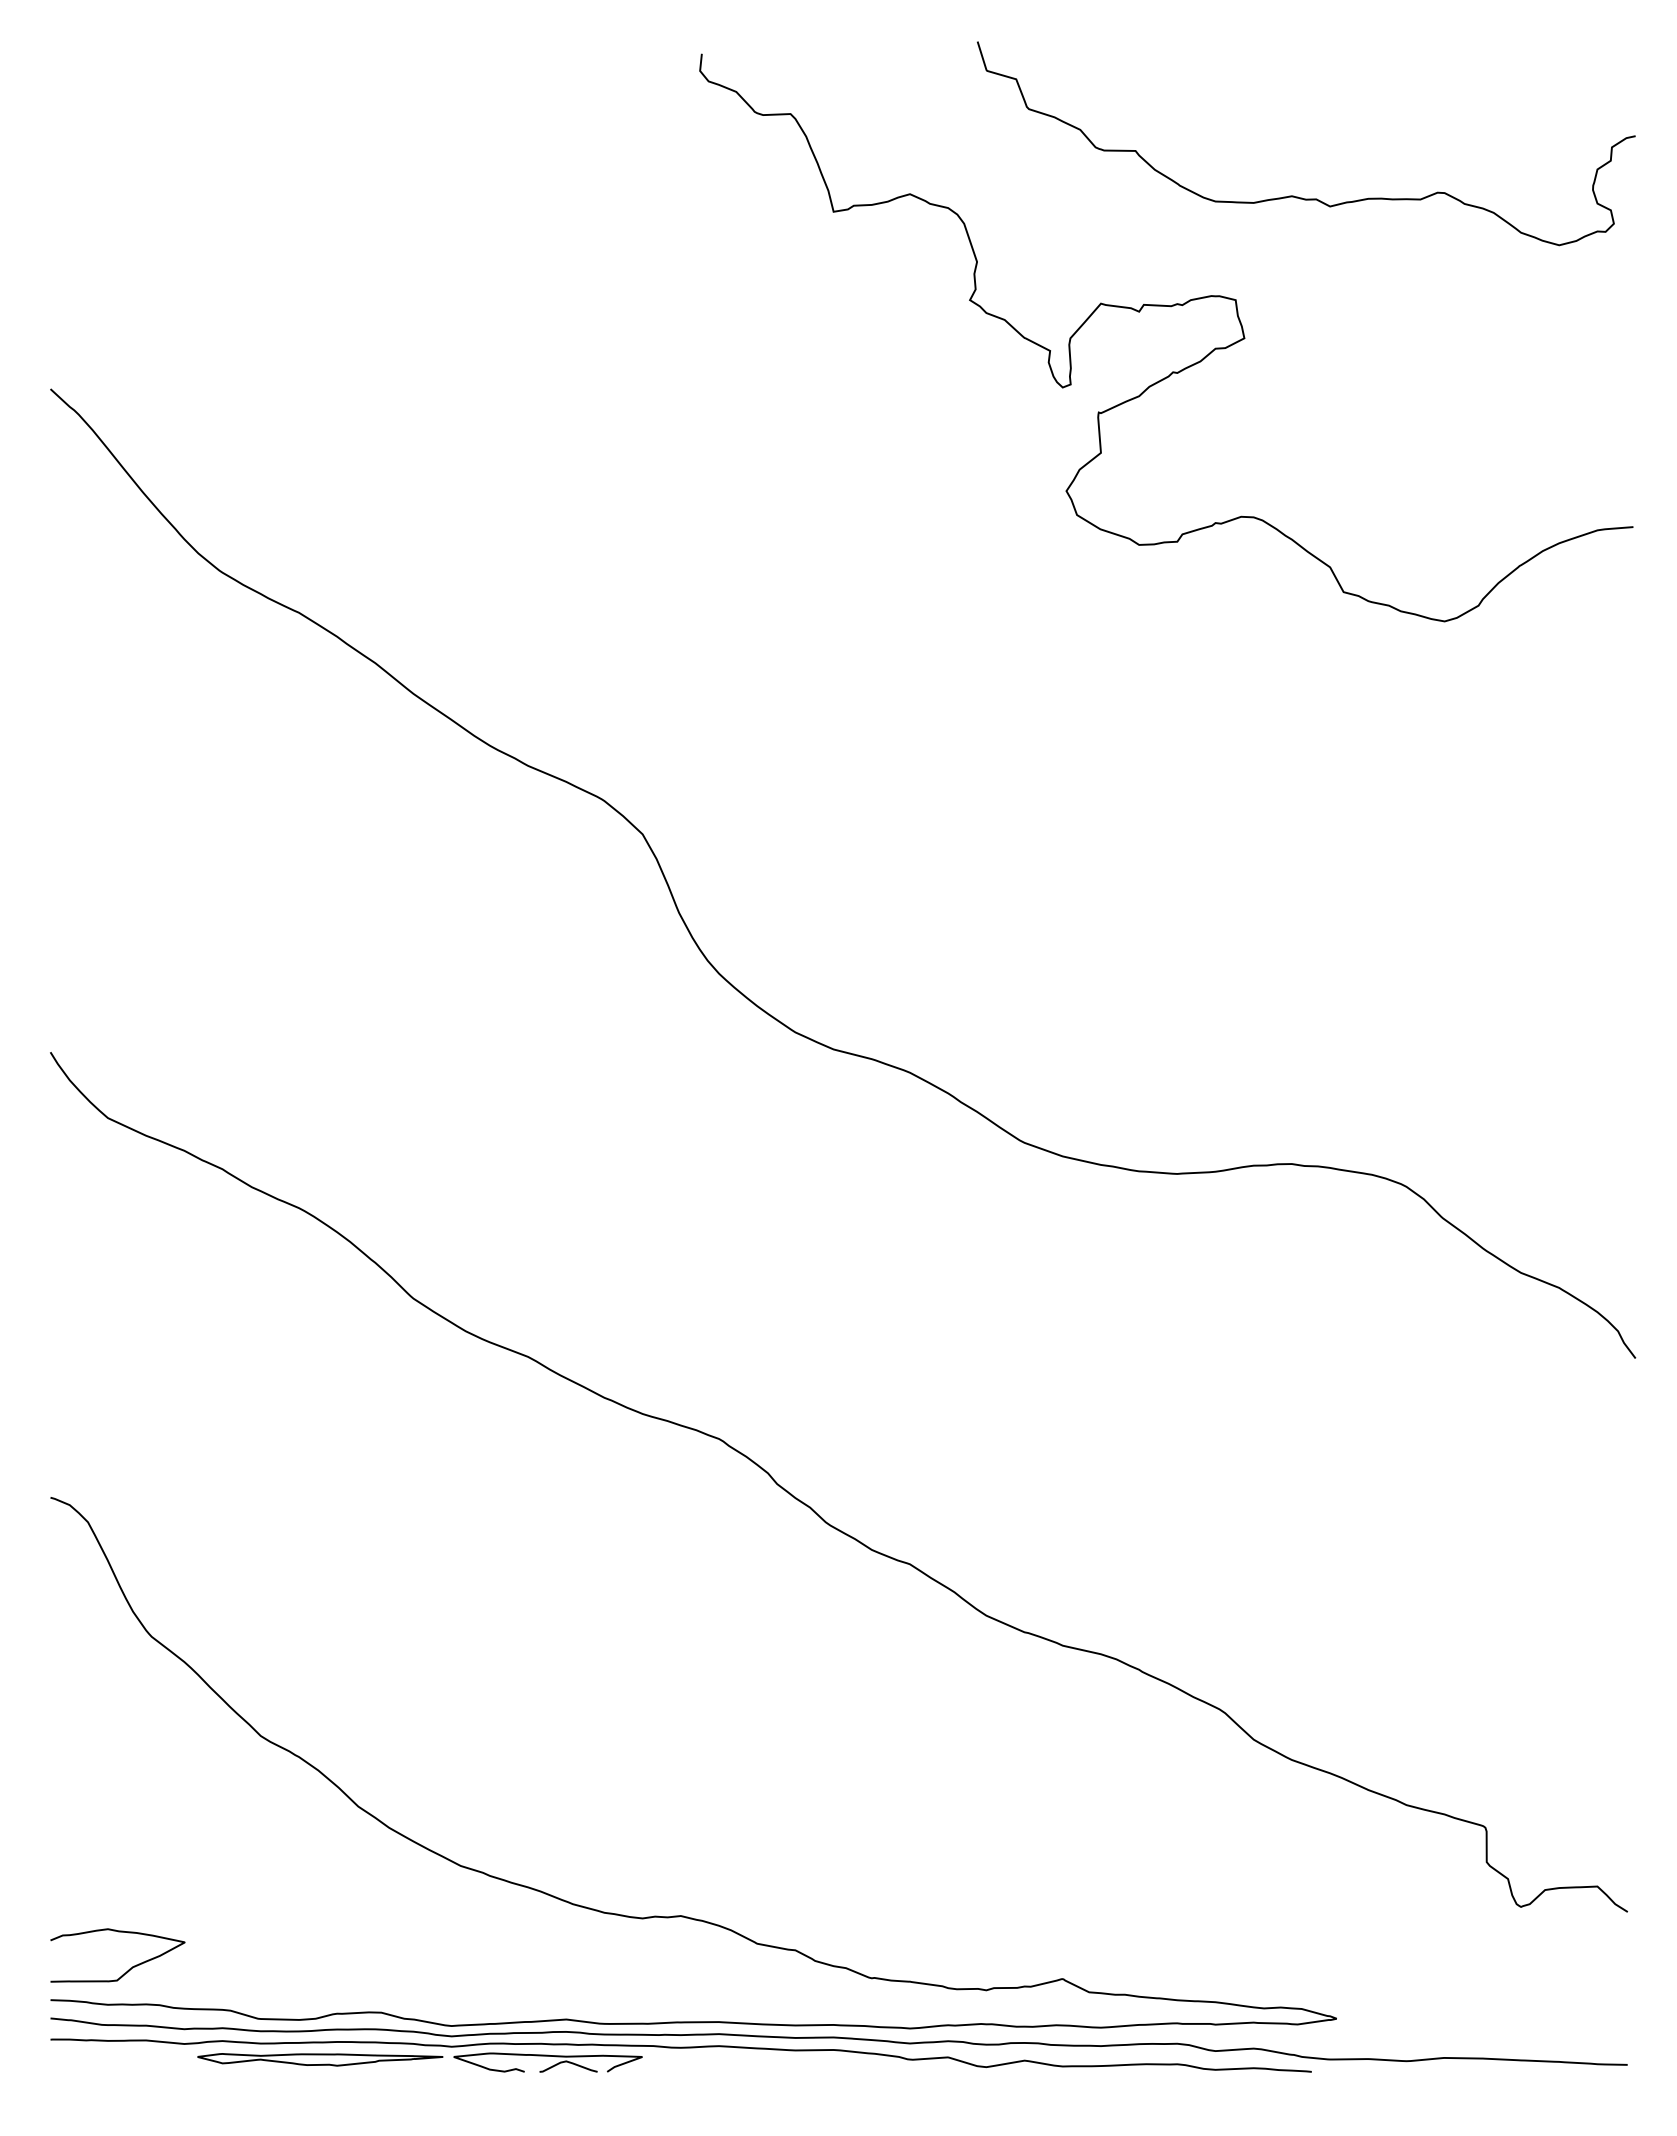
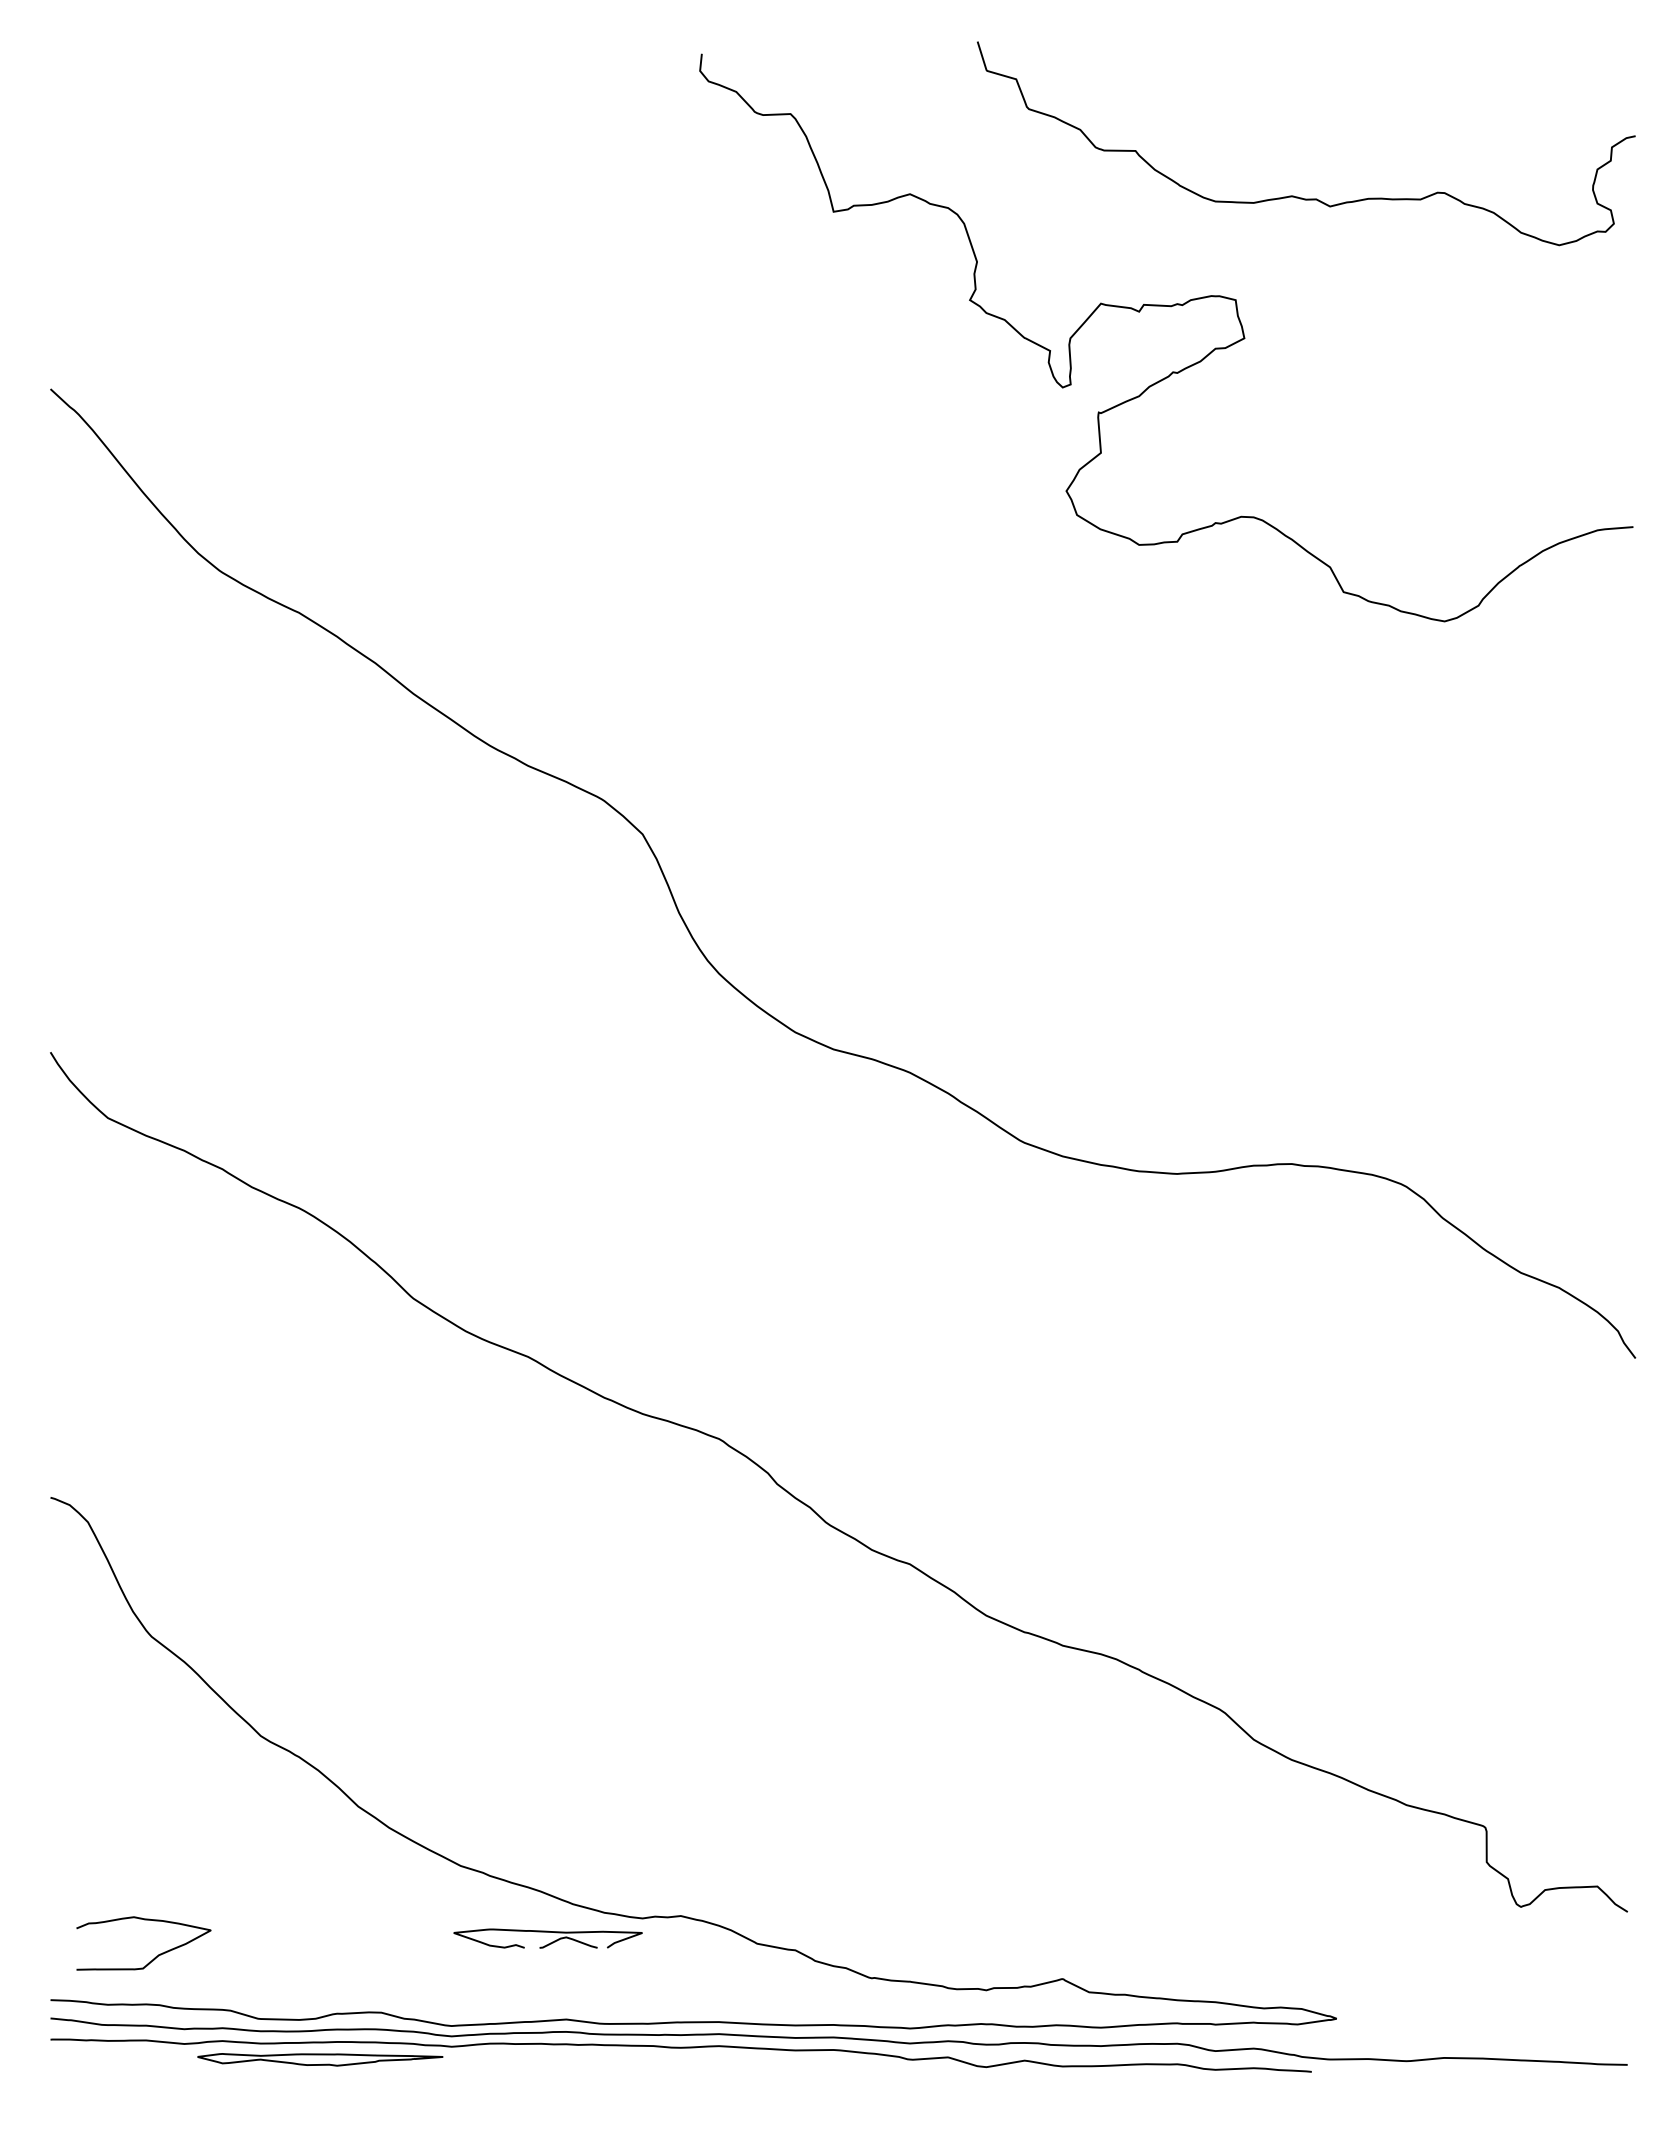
curve position: (129, 1968) -> (155, 1956) (155, 1956)
part position: (547, 2062) -> (547, 1938) (547, 1938)
